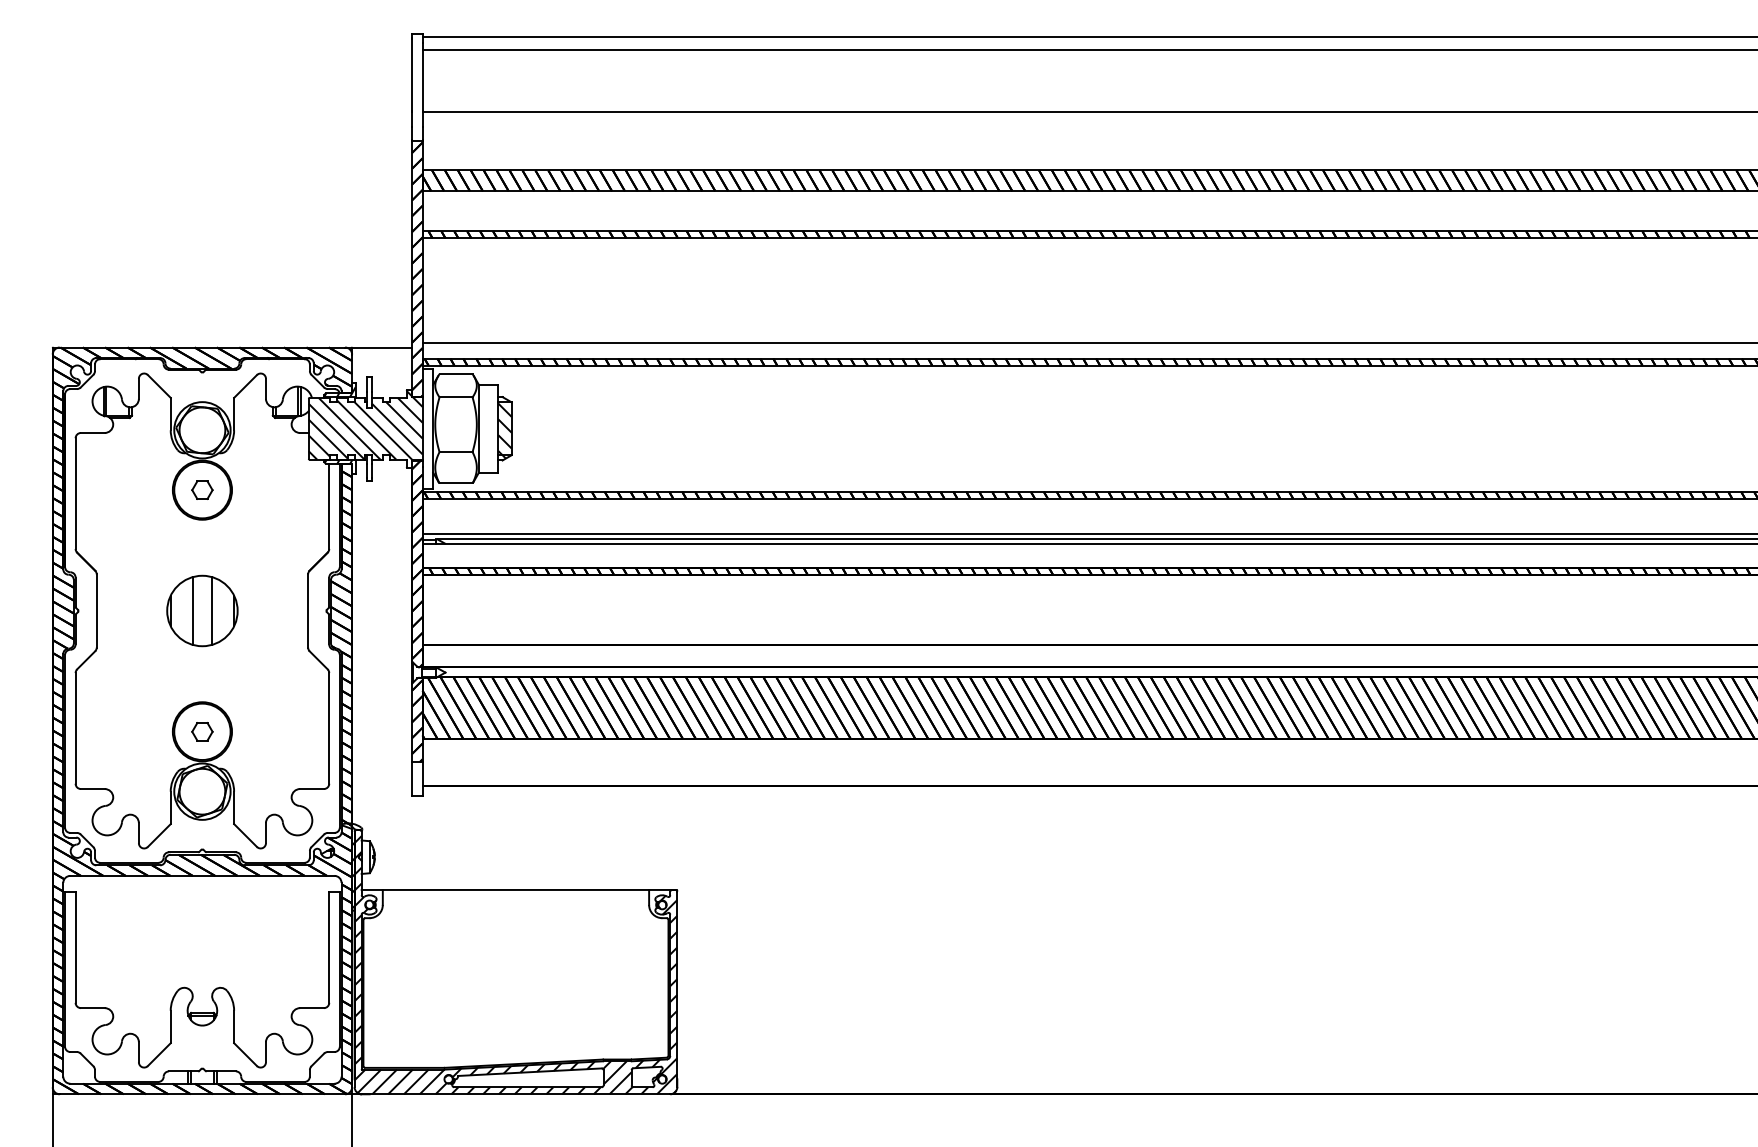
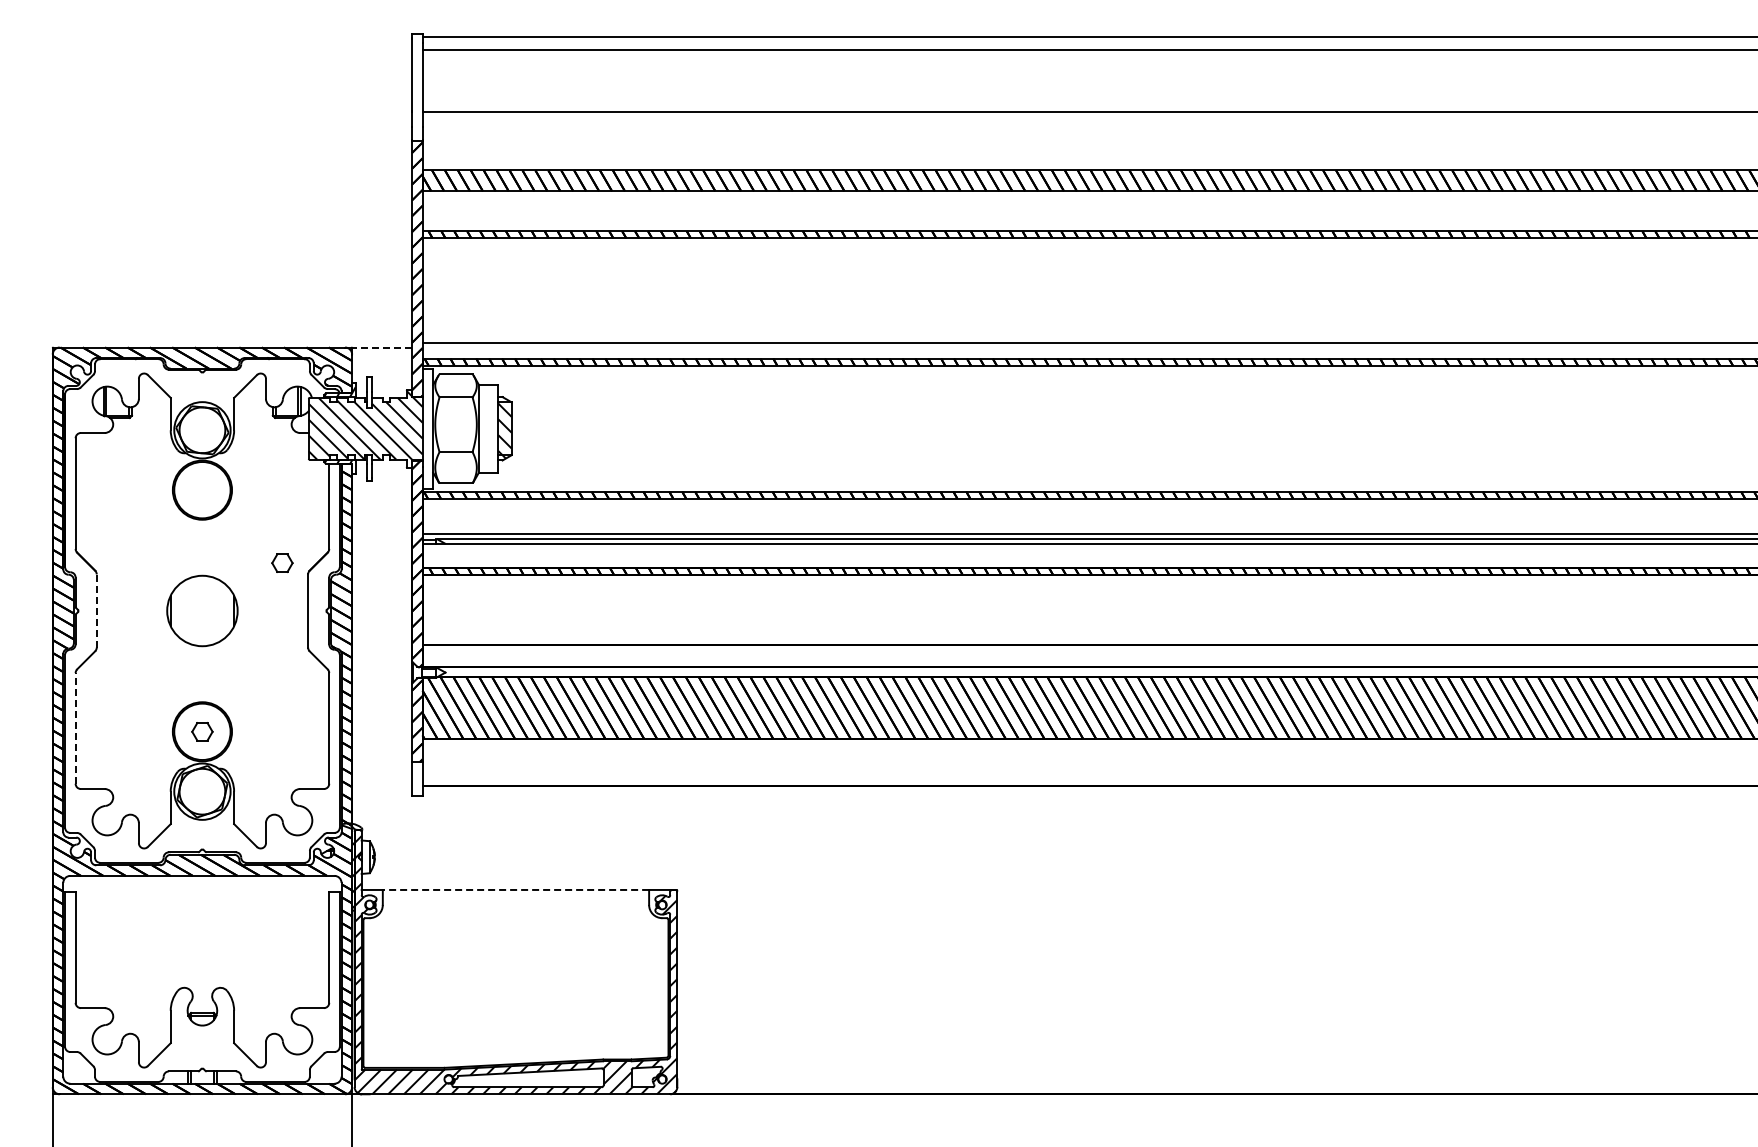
line: solid -> dashed (382, 347)
part position: (202, 489) -> (282, 562) (282, 562)
line: present -> none (192, 610)
line: present -> none (212, 610)
line: solid -> dashed (96, 611)
line: solid -> dashed (75, 727)
line: solid -> dashed (515, 889)
